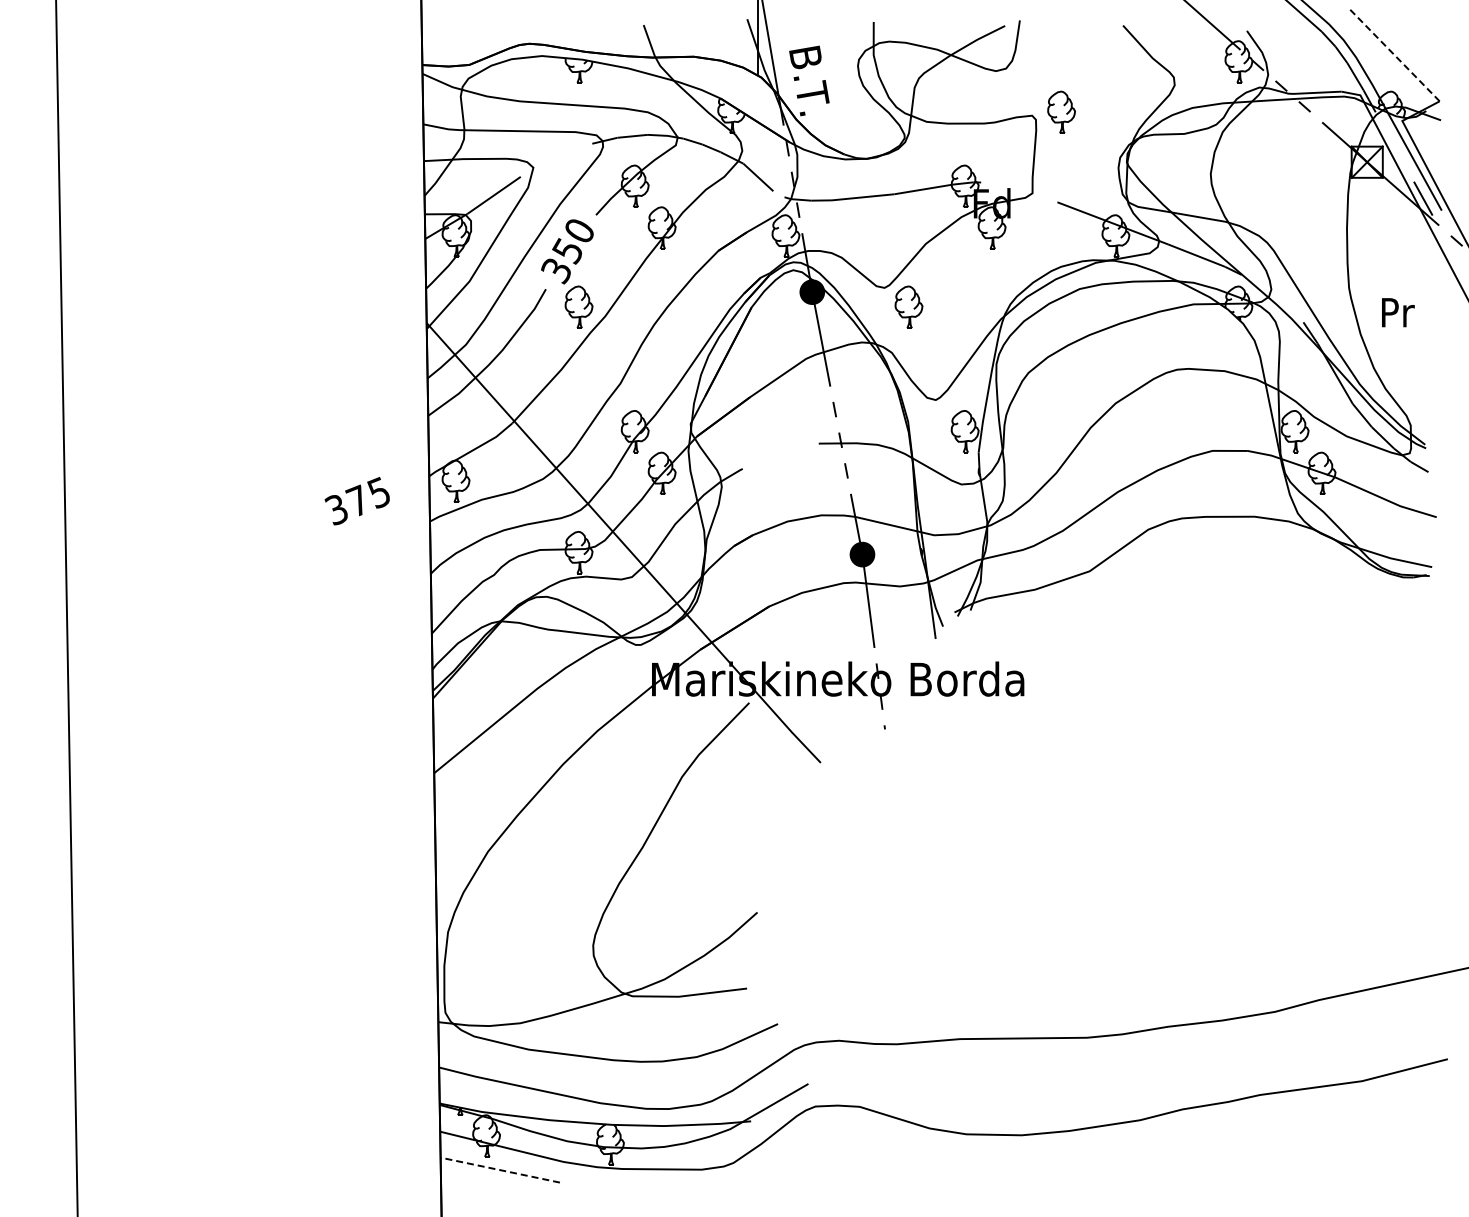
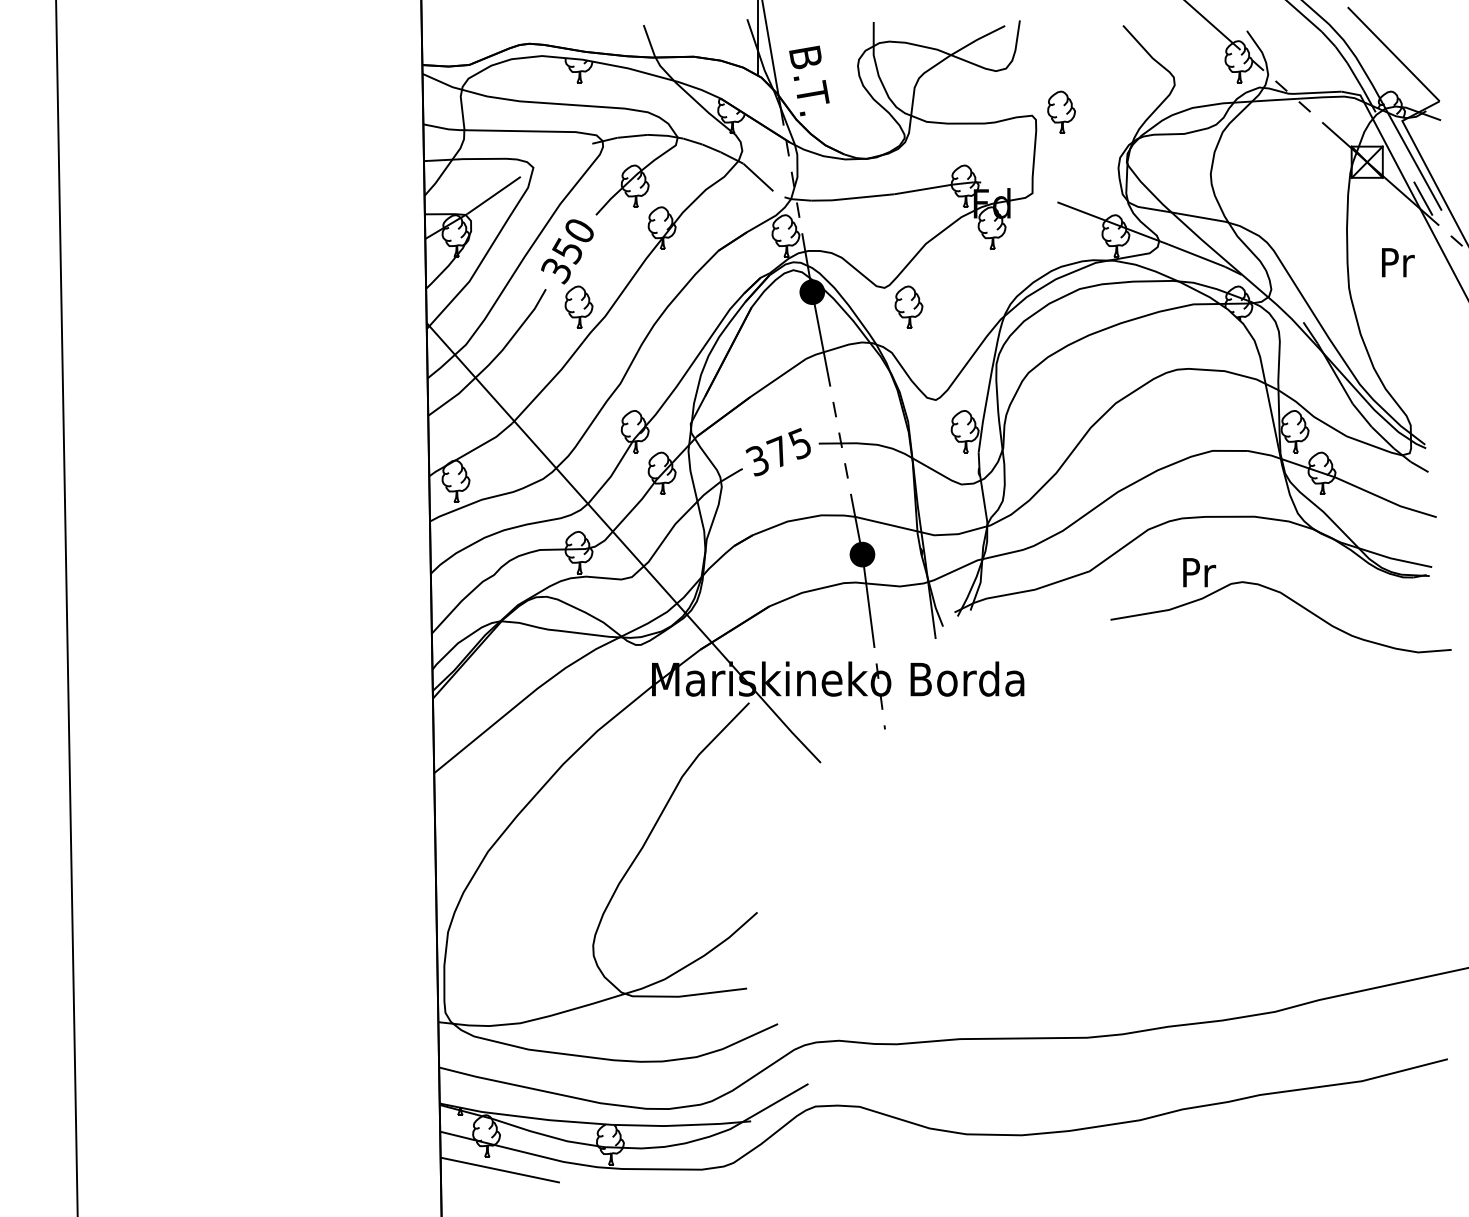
line: dashed -> solid (1393, 54)
text position: (1398, 312) -> (1398, 262) (1398, 262)
text position: (356, 501) -> (777, 452) (777, 452)
part: none -> present (1284, 596)
line: dashed -> solid (500, 1170)
